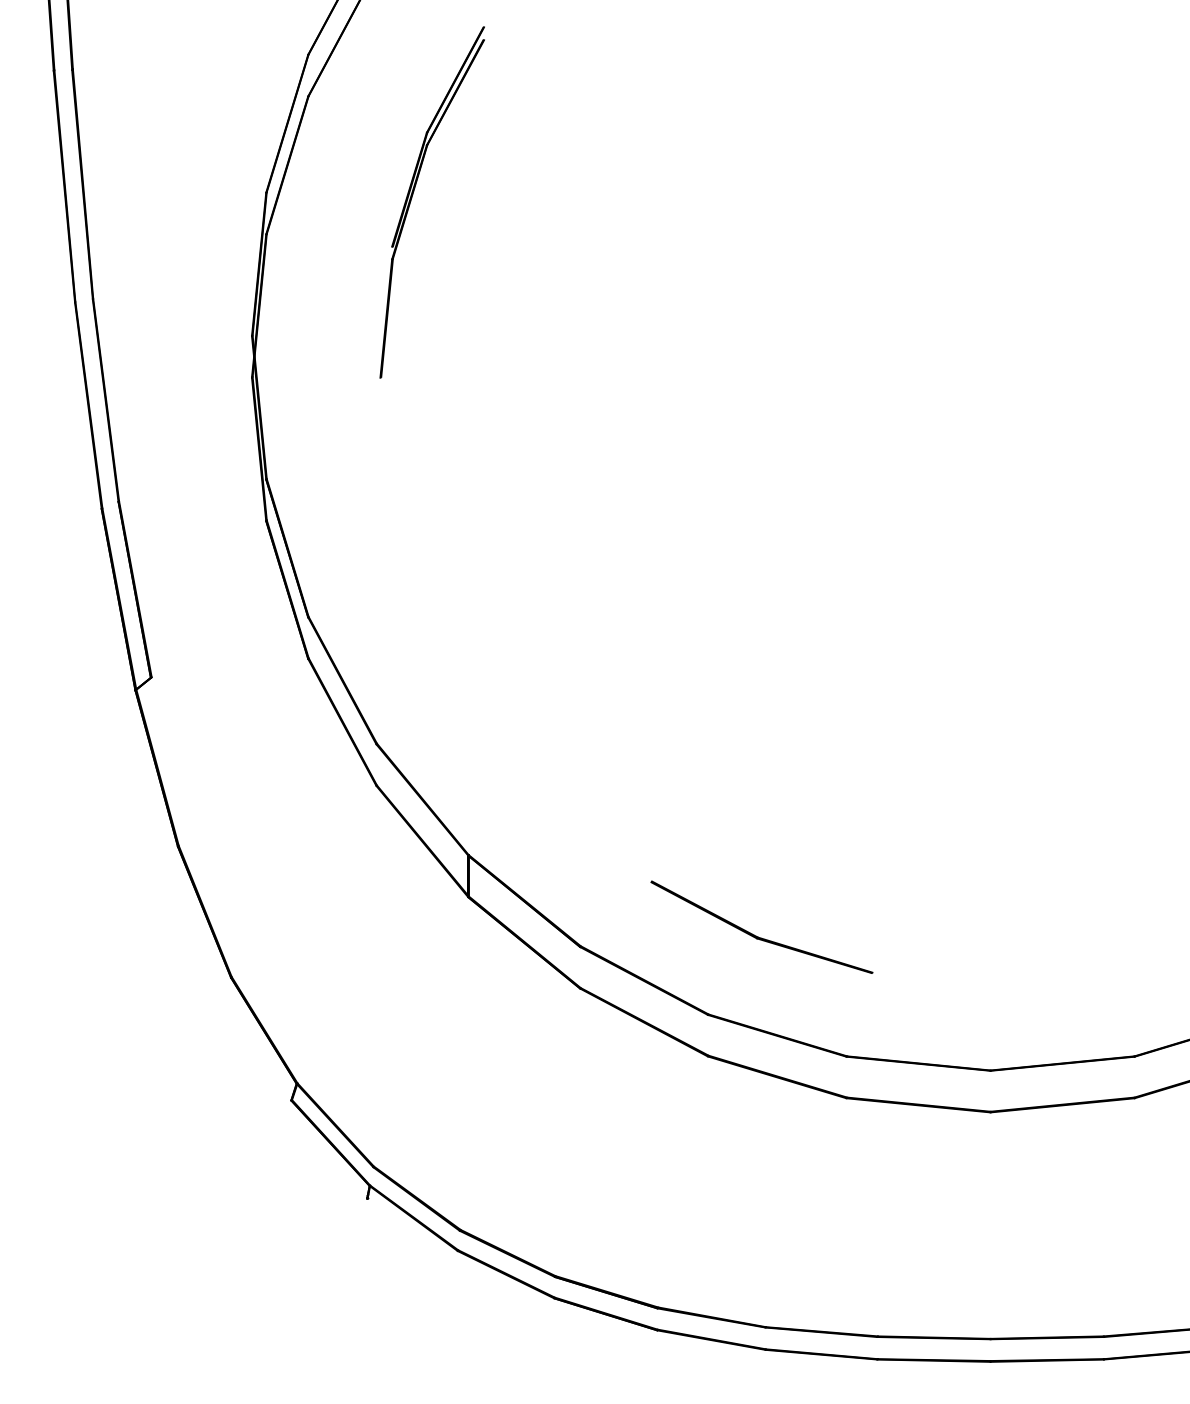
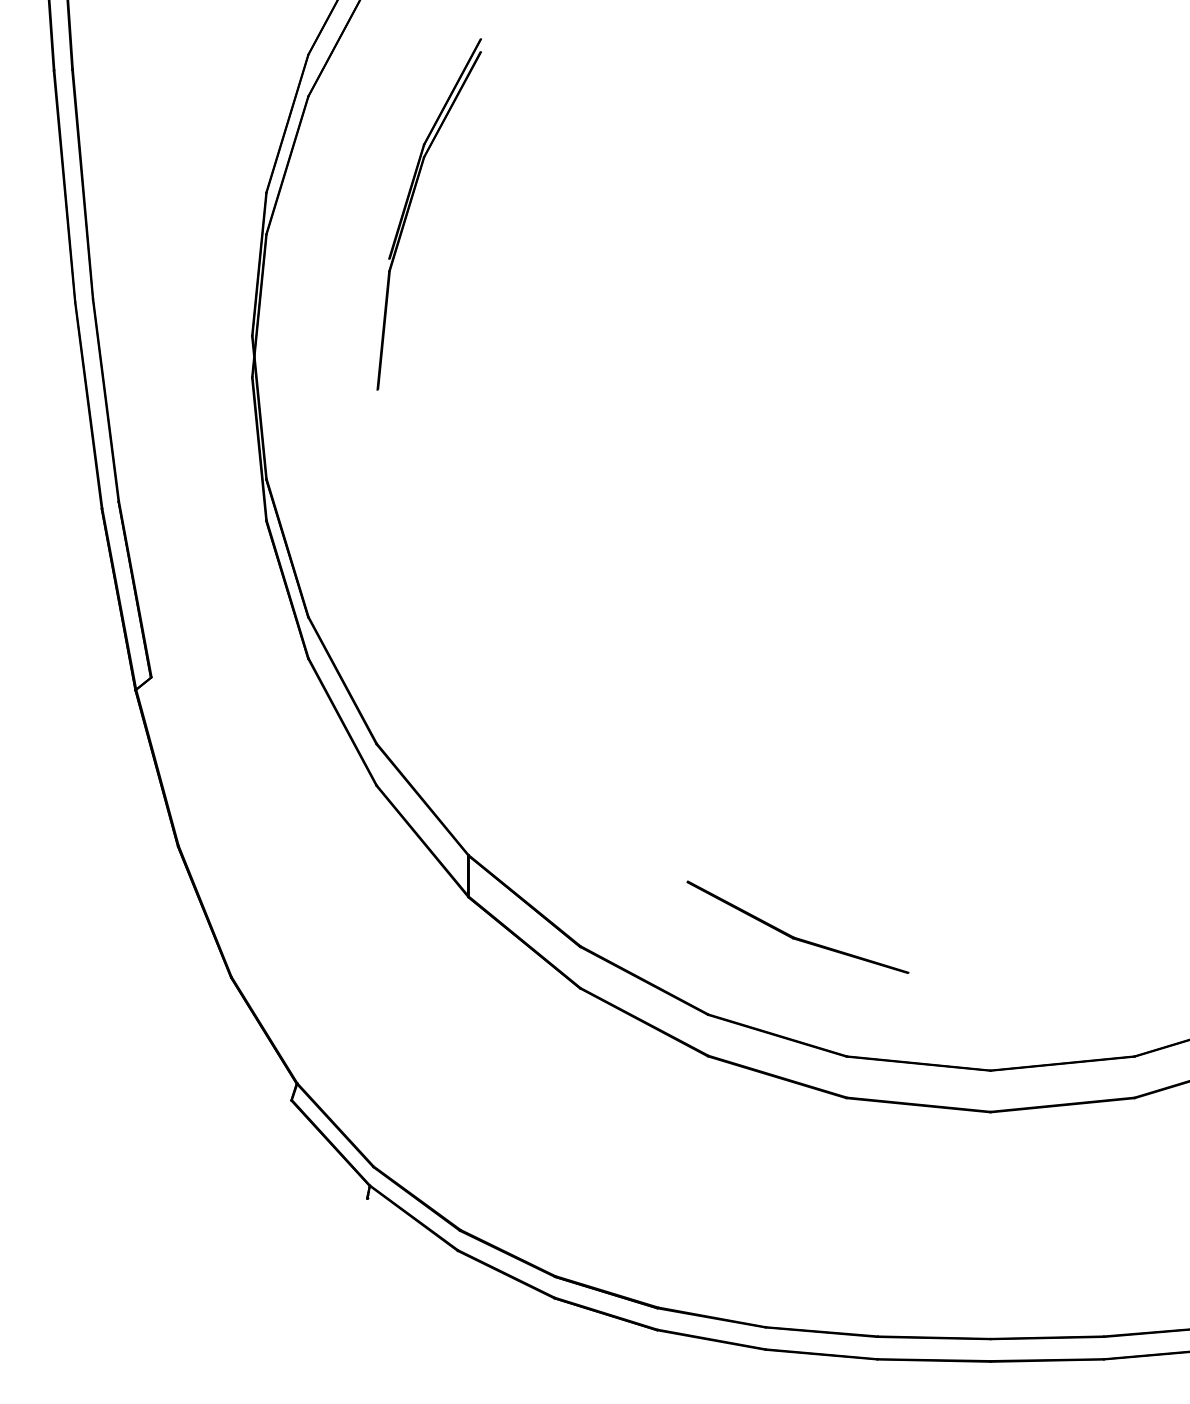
part position: (412, 198) -> (409, 210) (409, 210)
part position: (756, 935) -> (792, 935) (792, 935)
